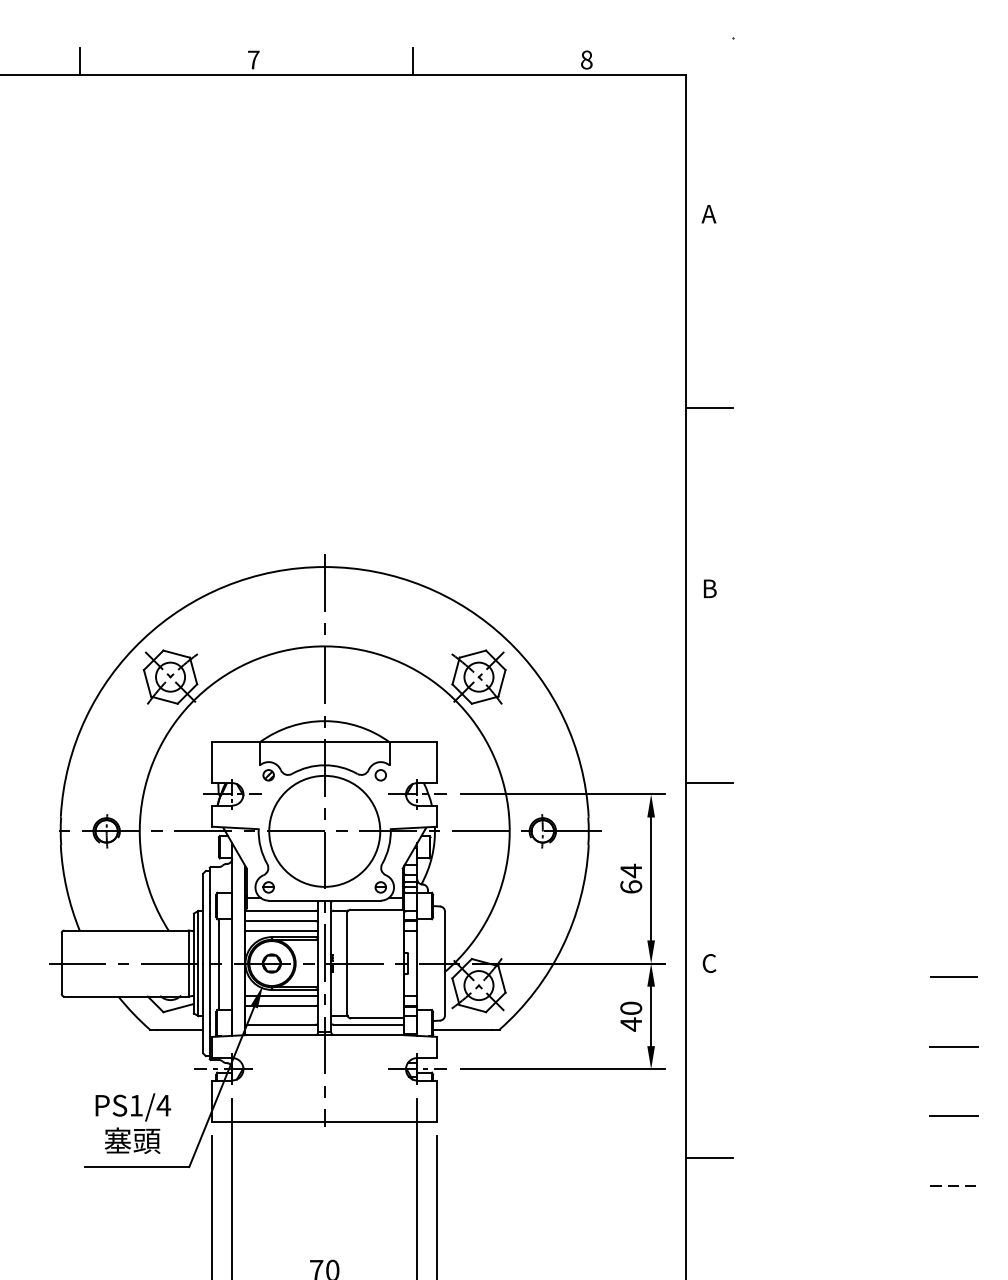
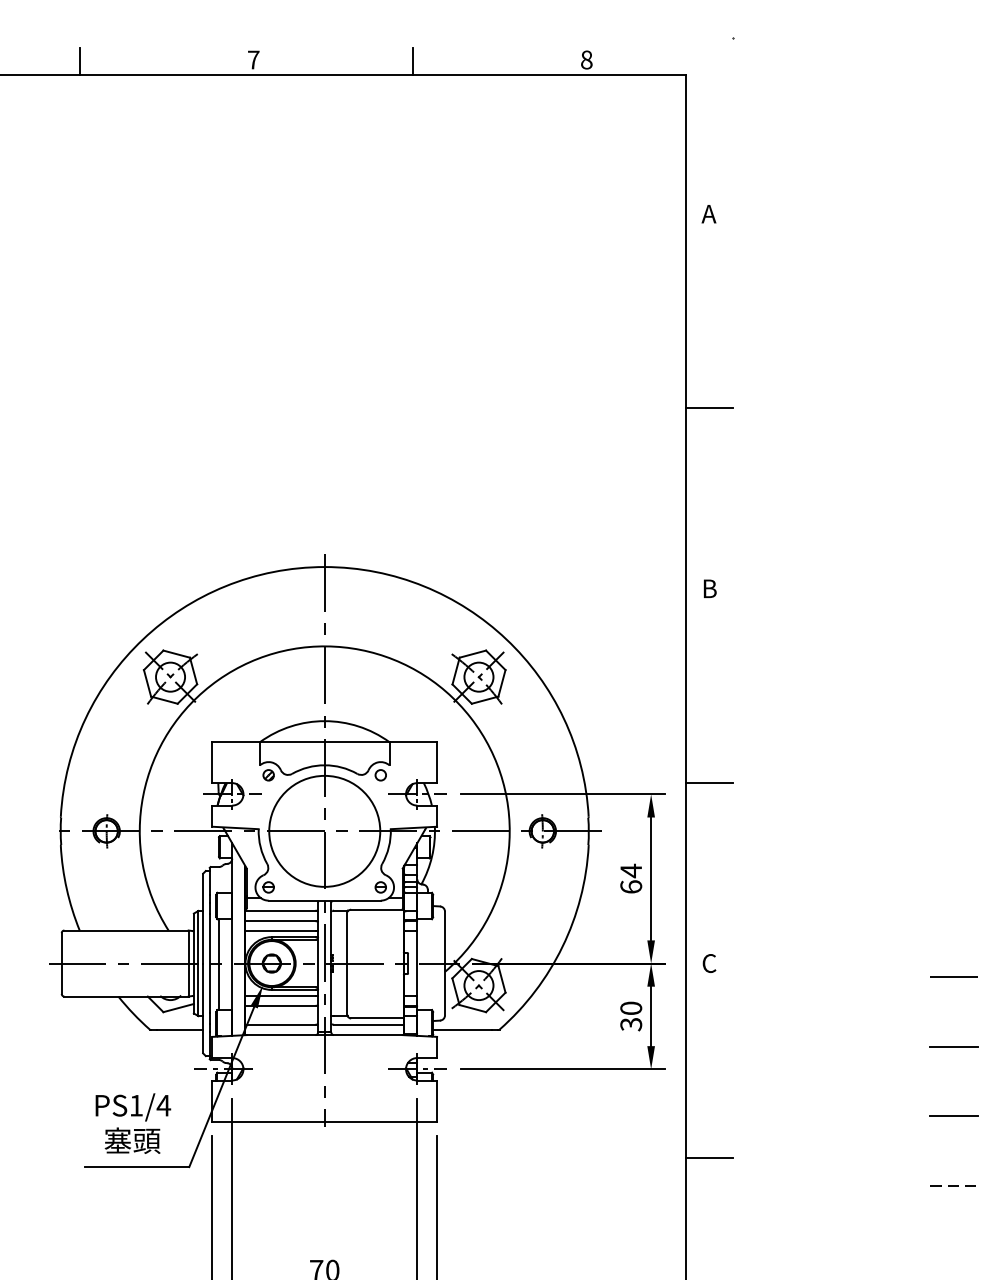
text: 40 -> 30 (631, 1024)
